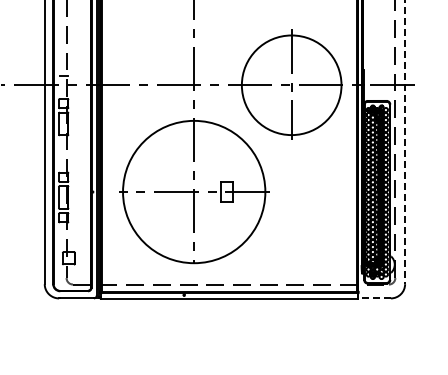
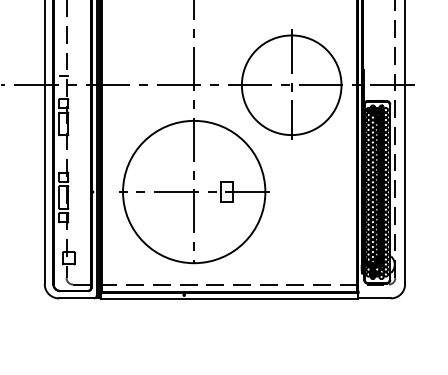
line: dashed -> solid (405, 142)
line: dashed -> solid (374, 298)
